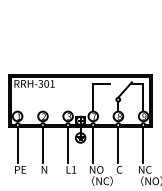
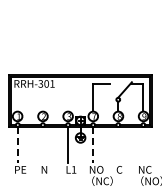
line: solid -> dashed (17, 145)
line: present -> none (42, 145)
line: solid -> dashed (93, 145)
line: present -> none (118, 145)
line: present -> none (143, 145)
